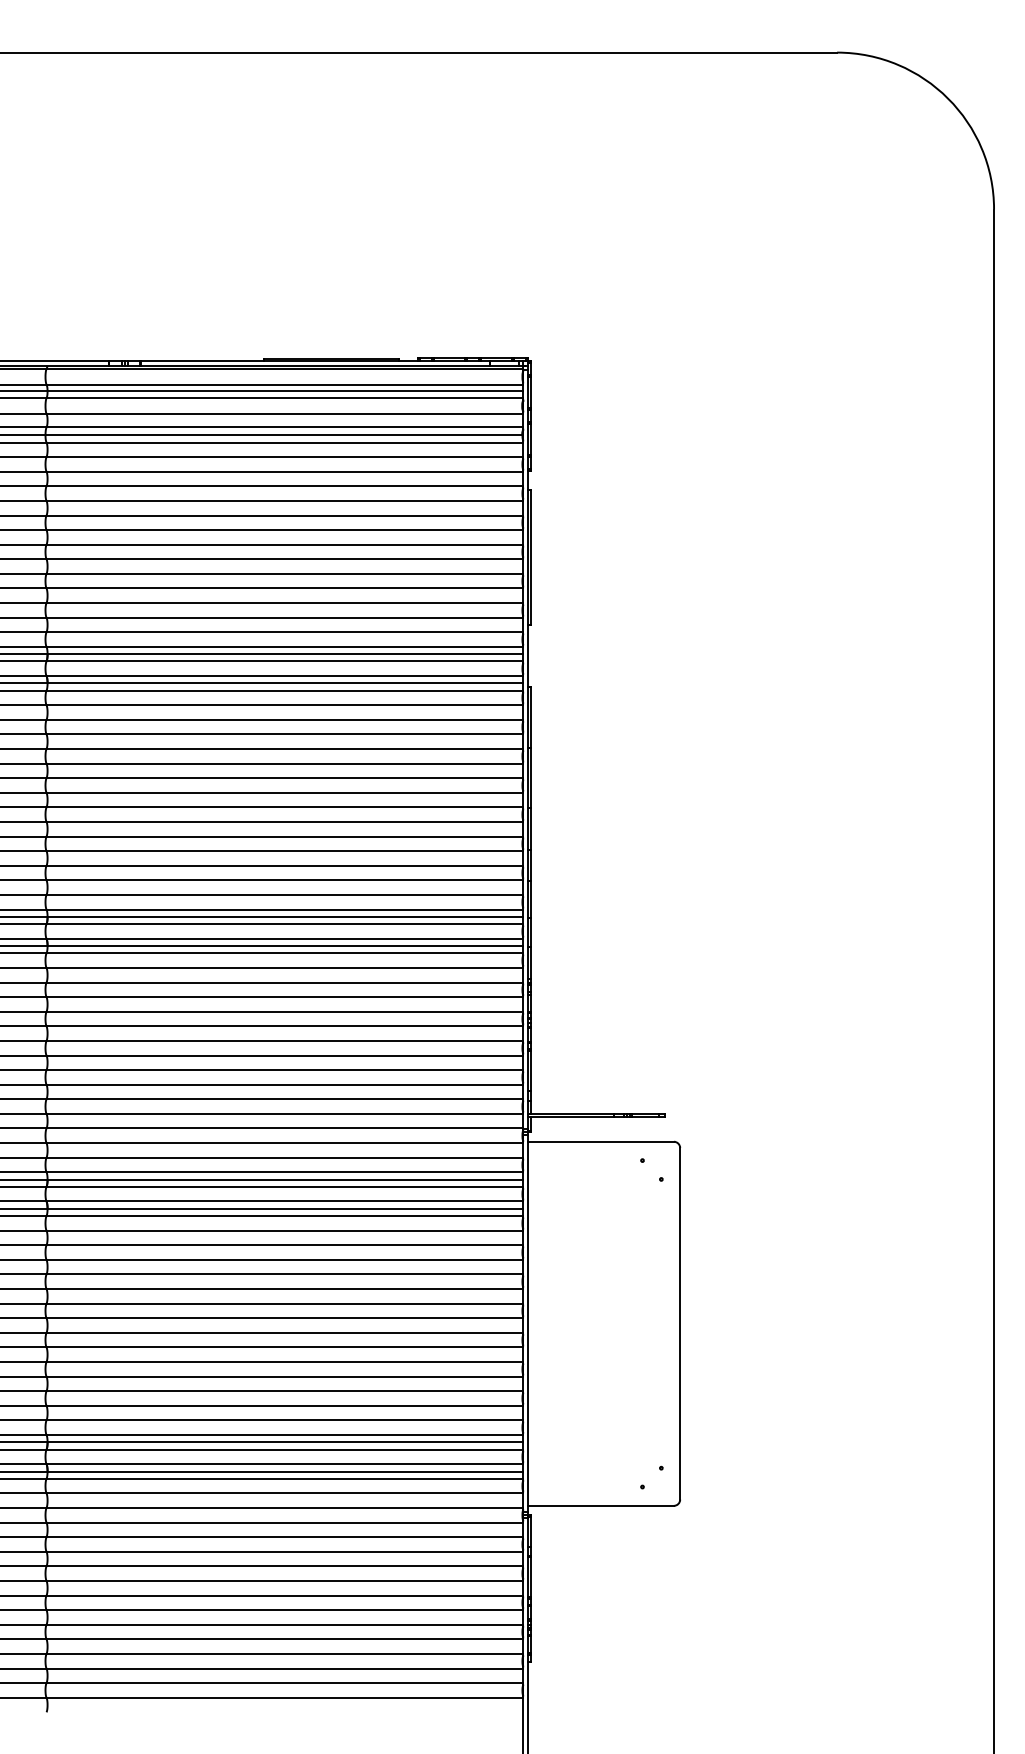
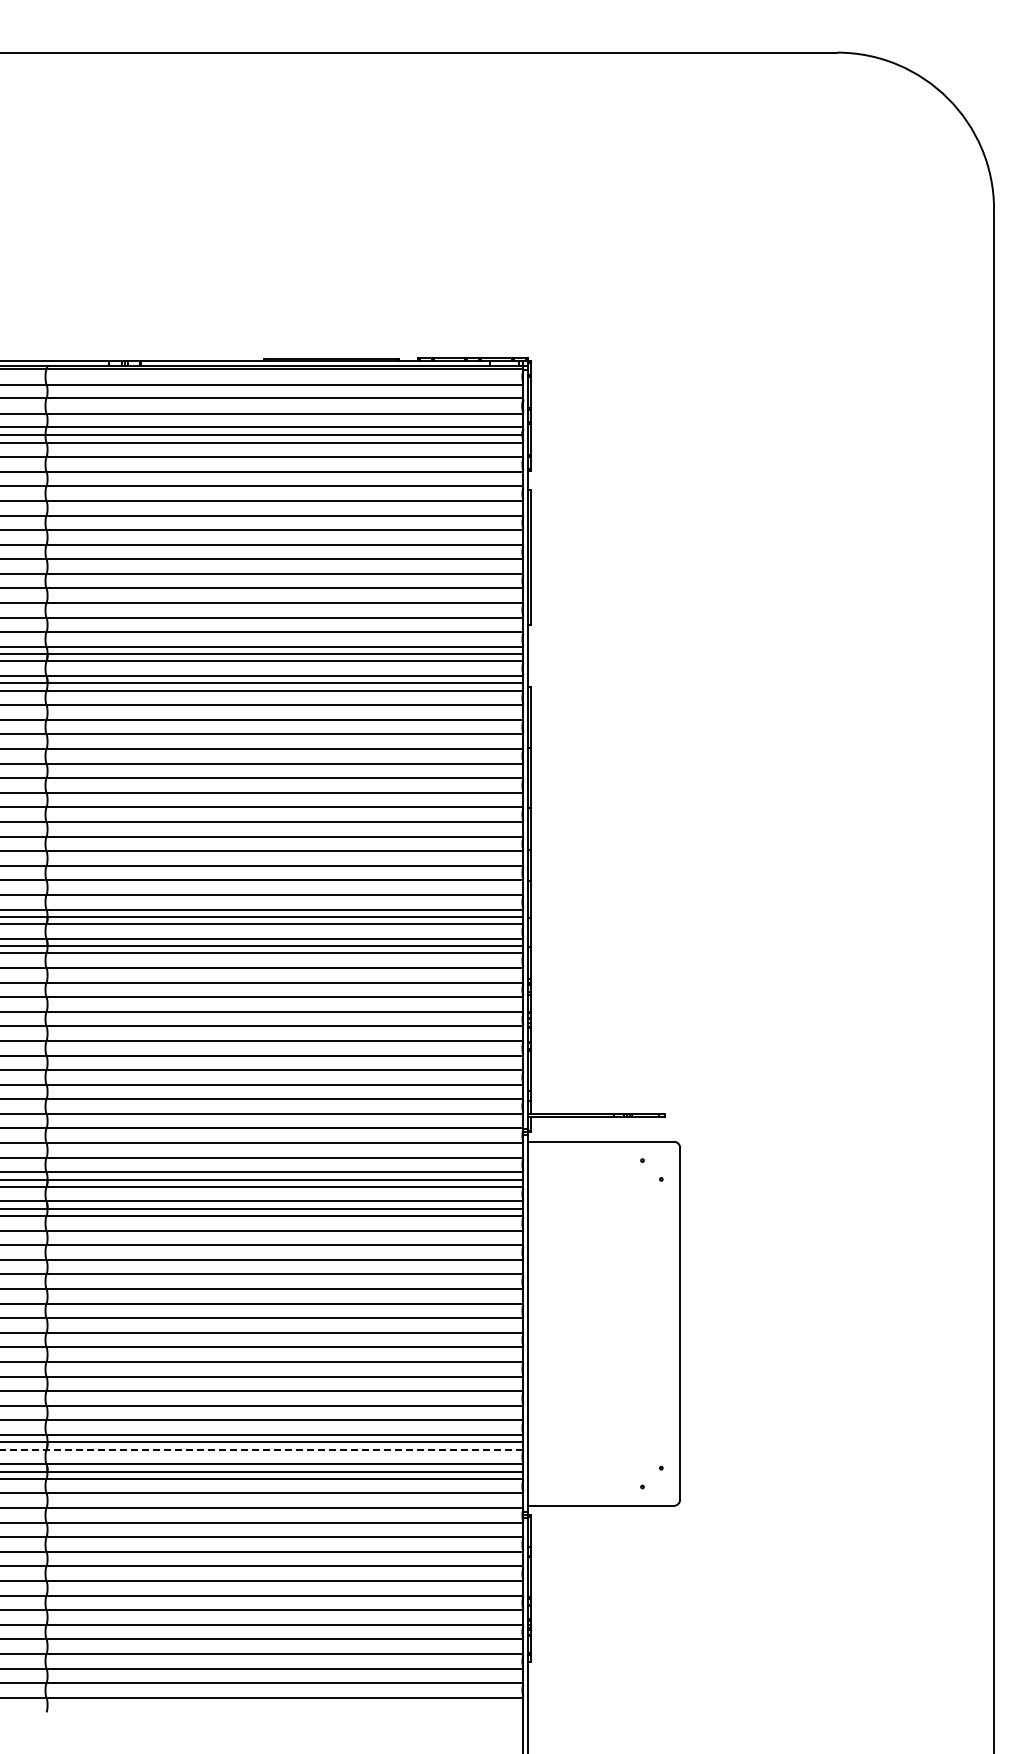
line: present -> none (262, 391)
line: solid -> dashed (261, 1449)
